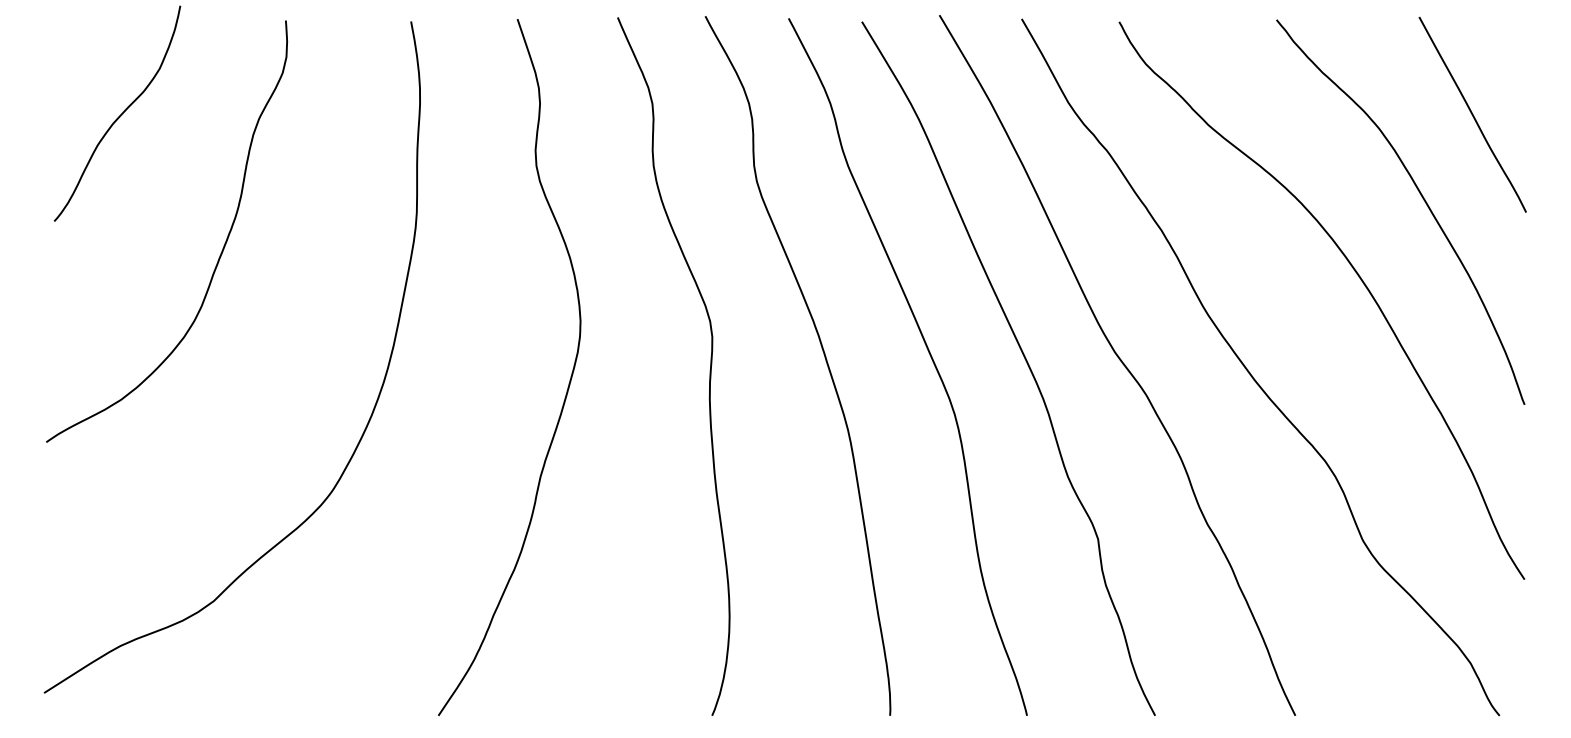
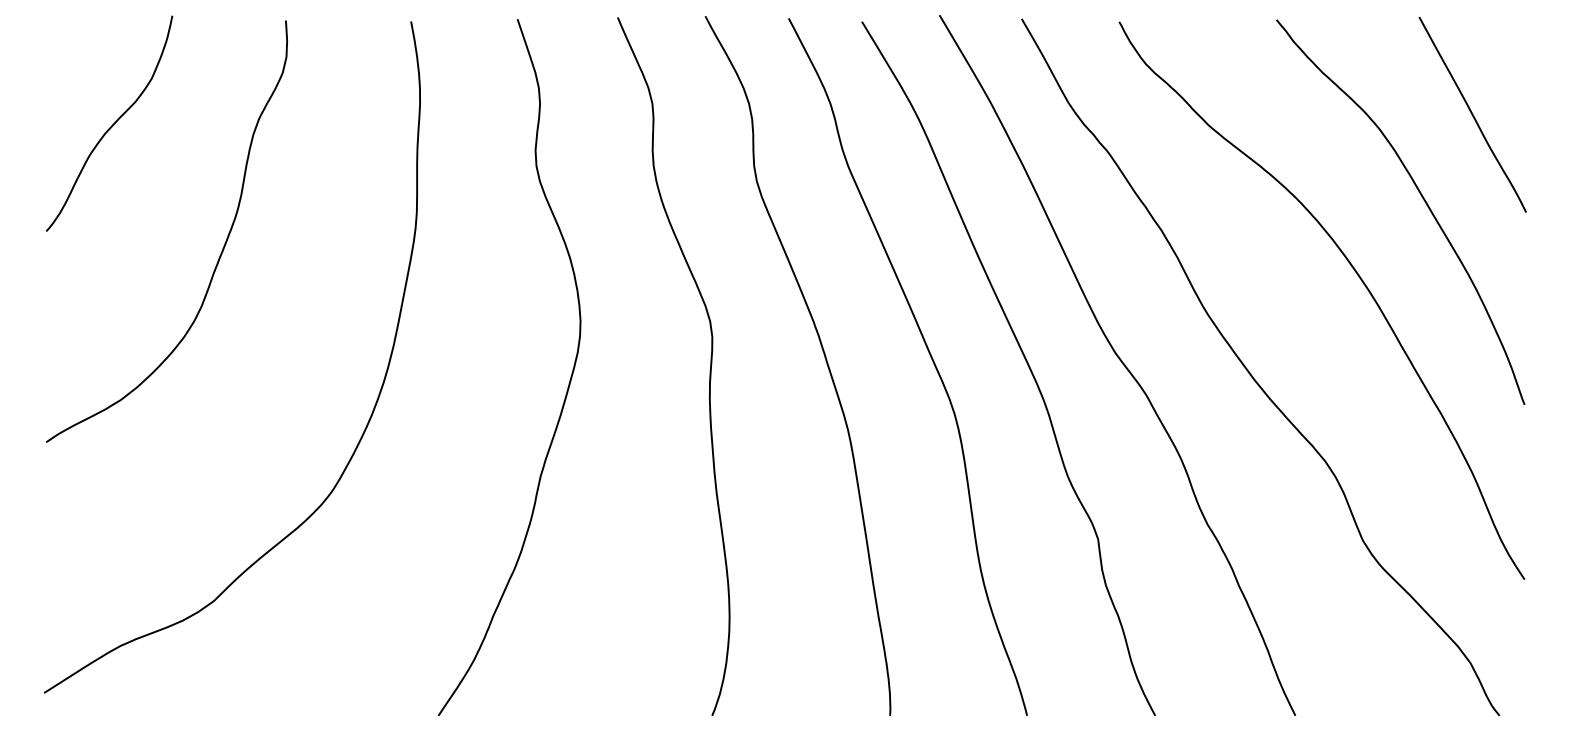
curve position: (119, 115) -> (111, 125) (111, 125)
